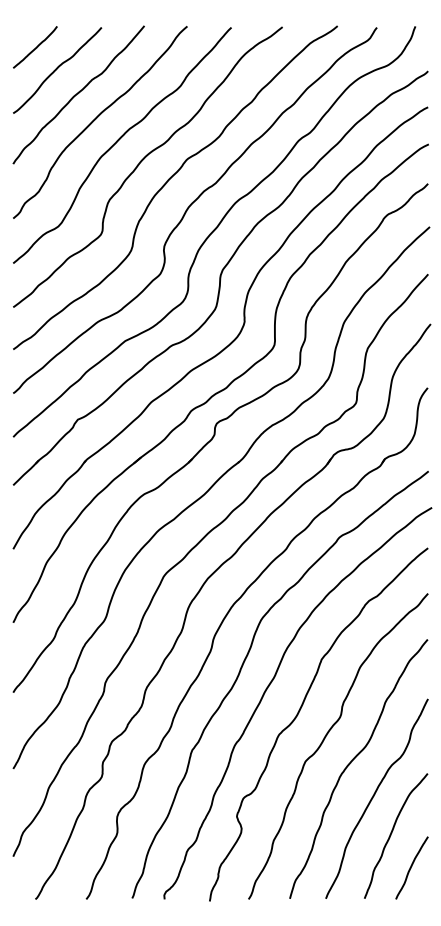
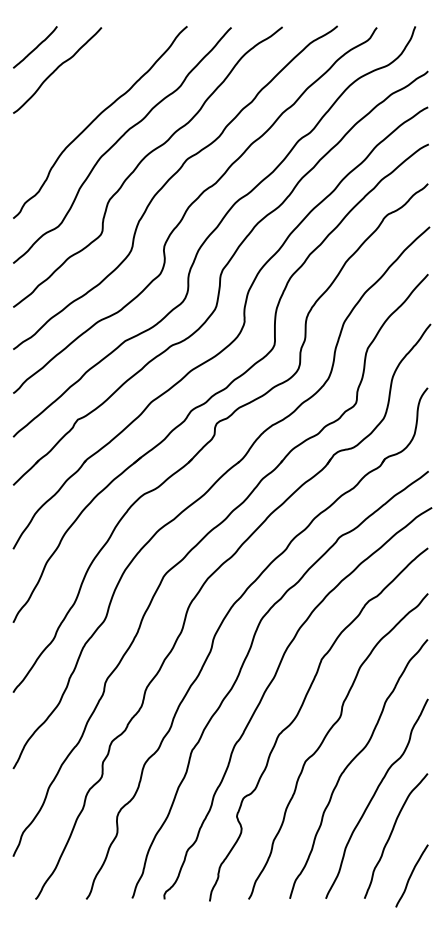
curve: present -> none (78, 94)
curve position: (411, 867) -> (411, 875) (411, 875)
